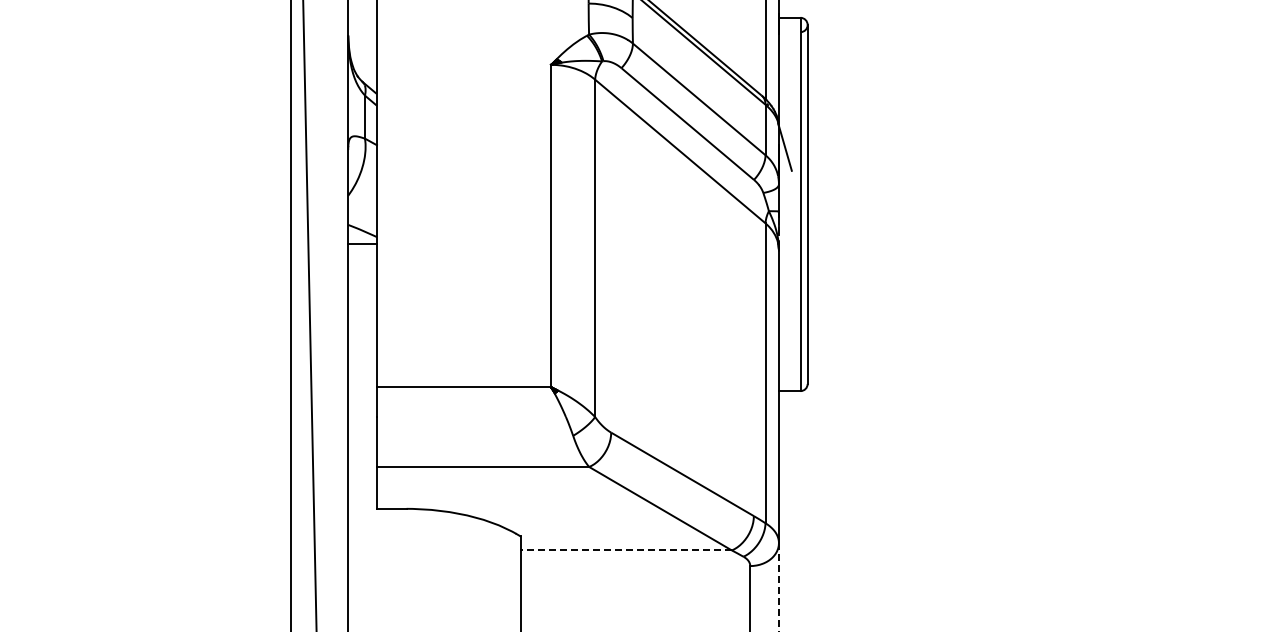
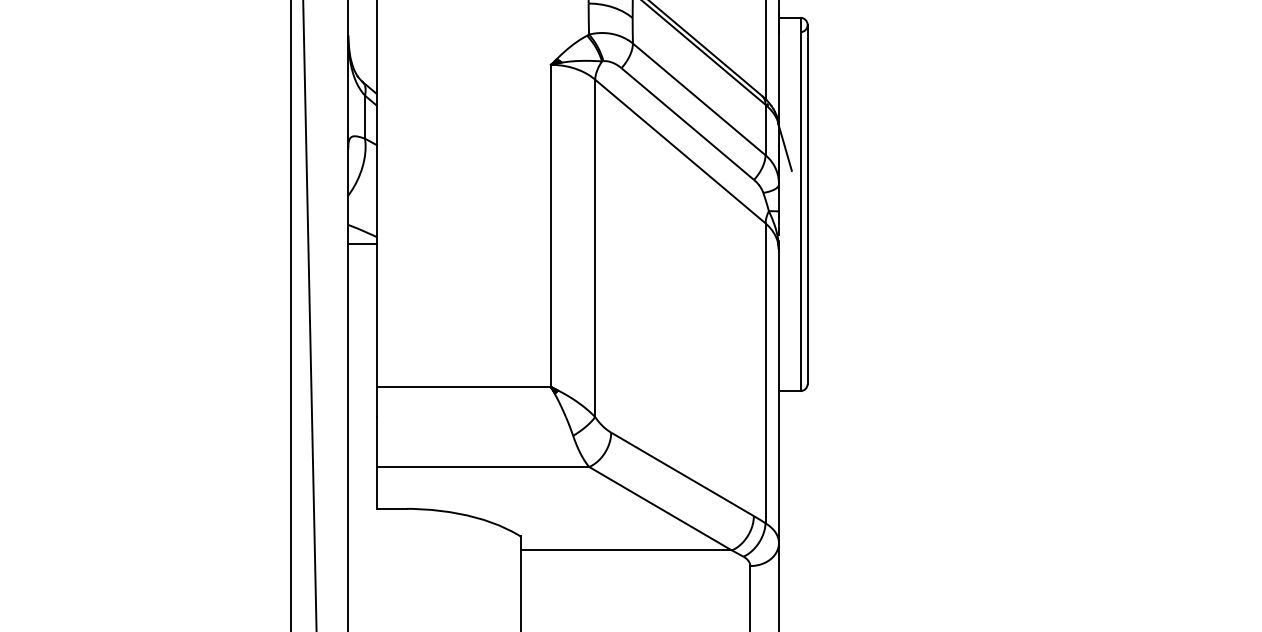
line: dashed -> solid (626, 550)
line: dashed -> solid (778, 587)
